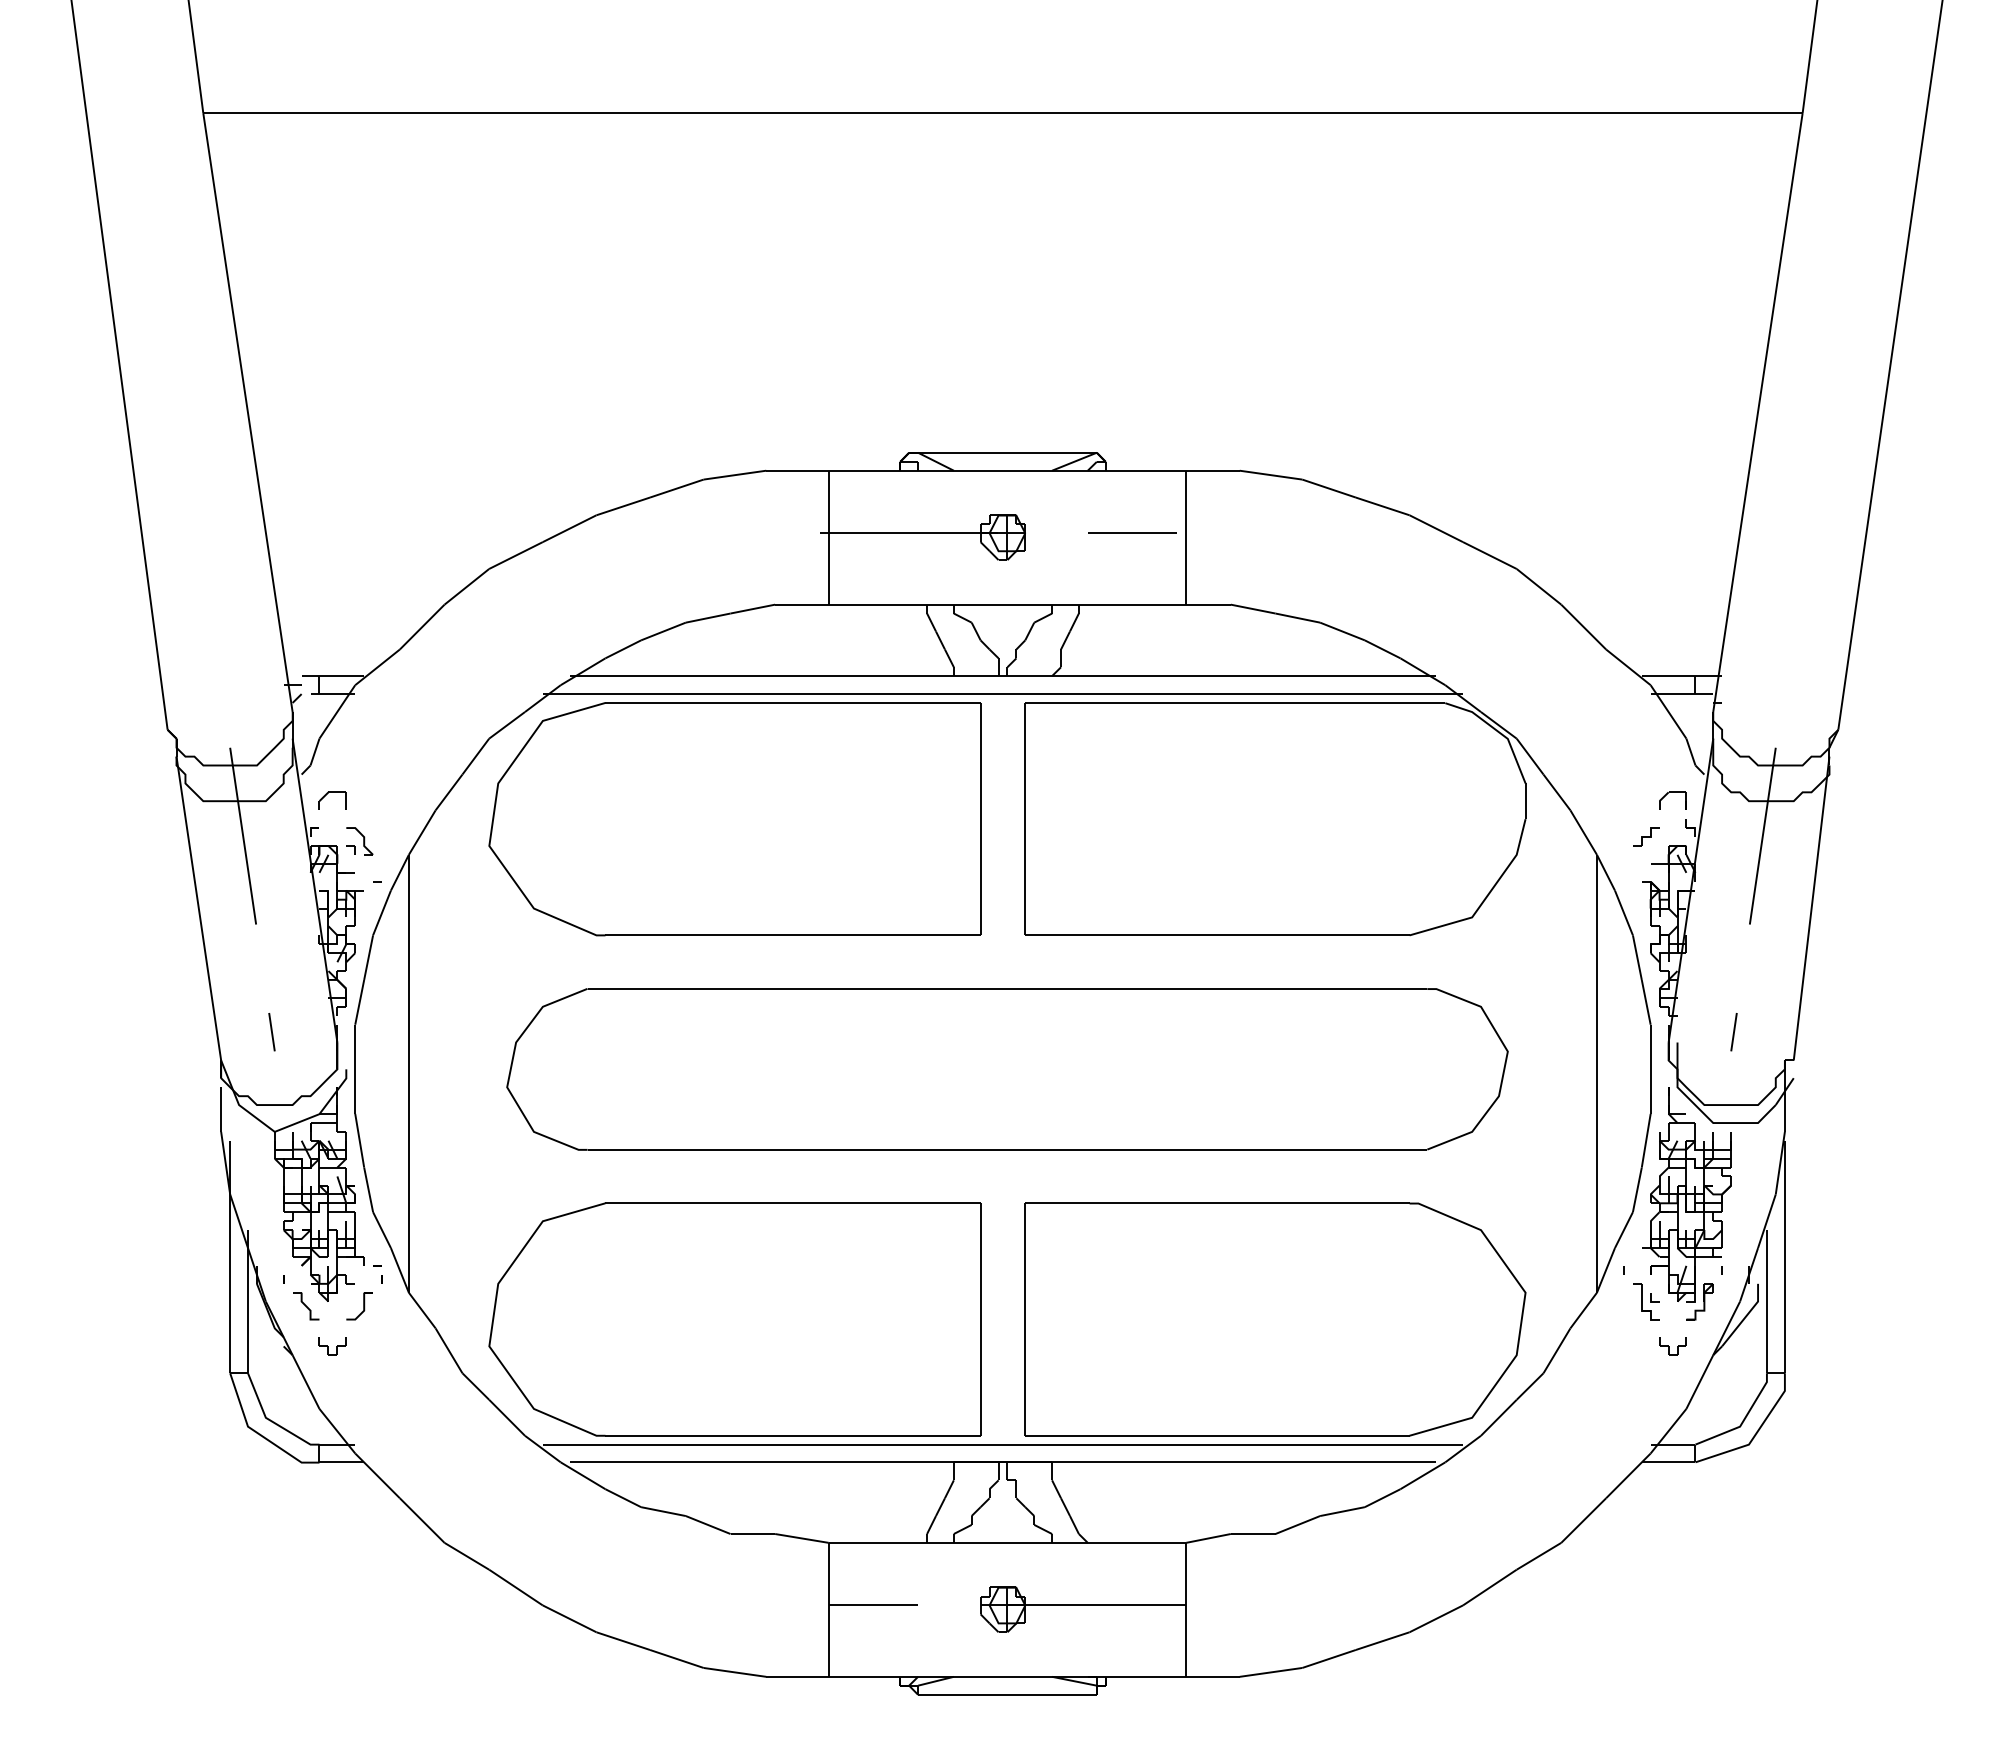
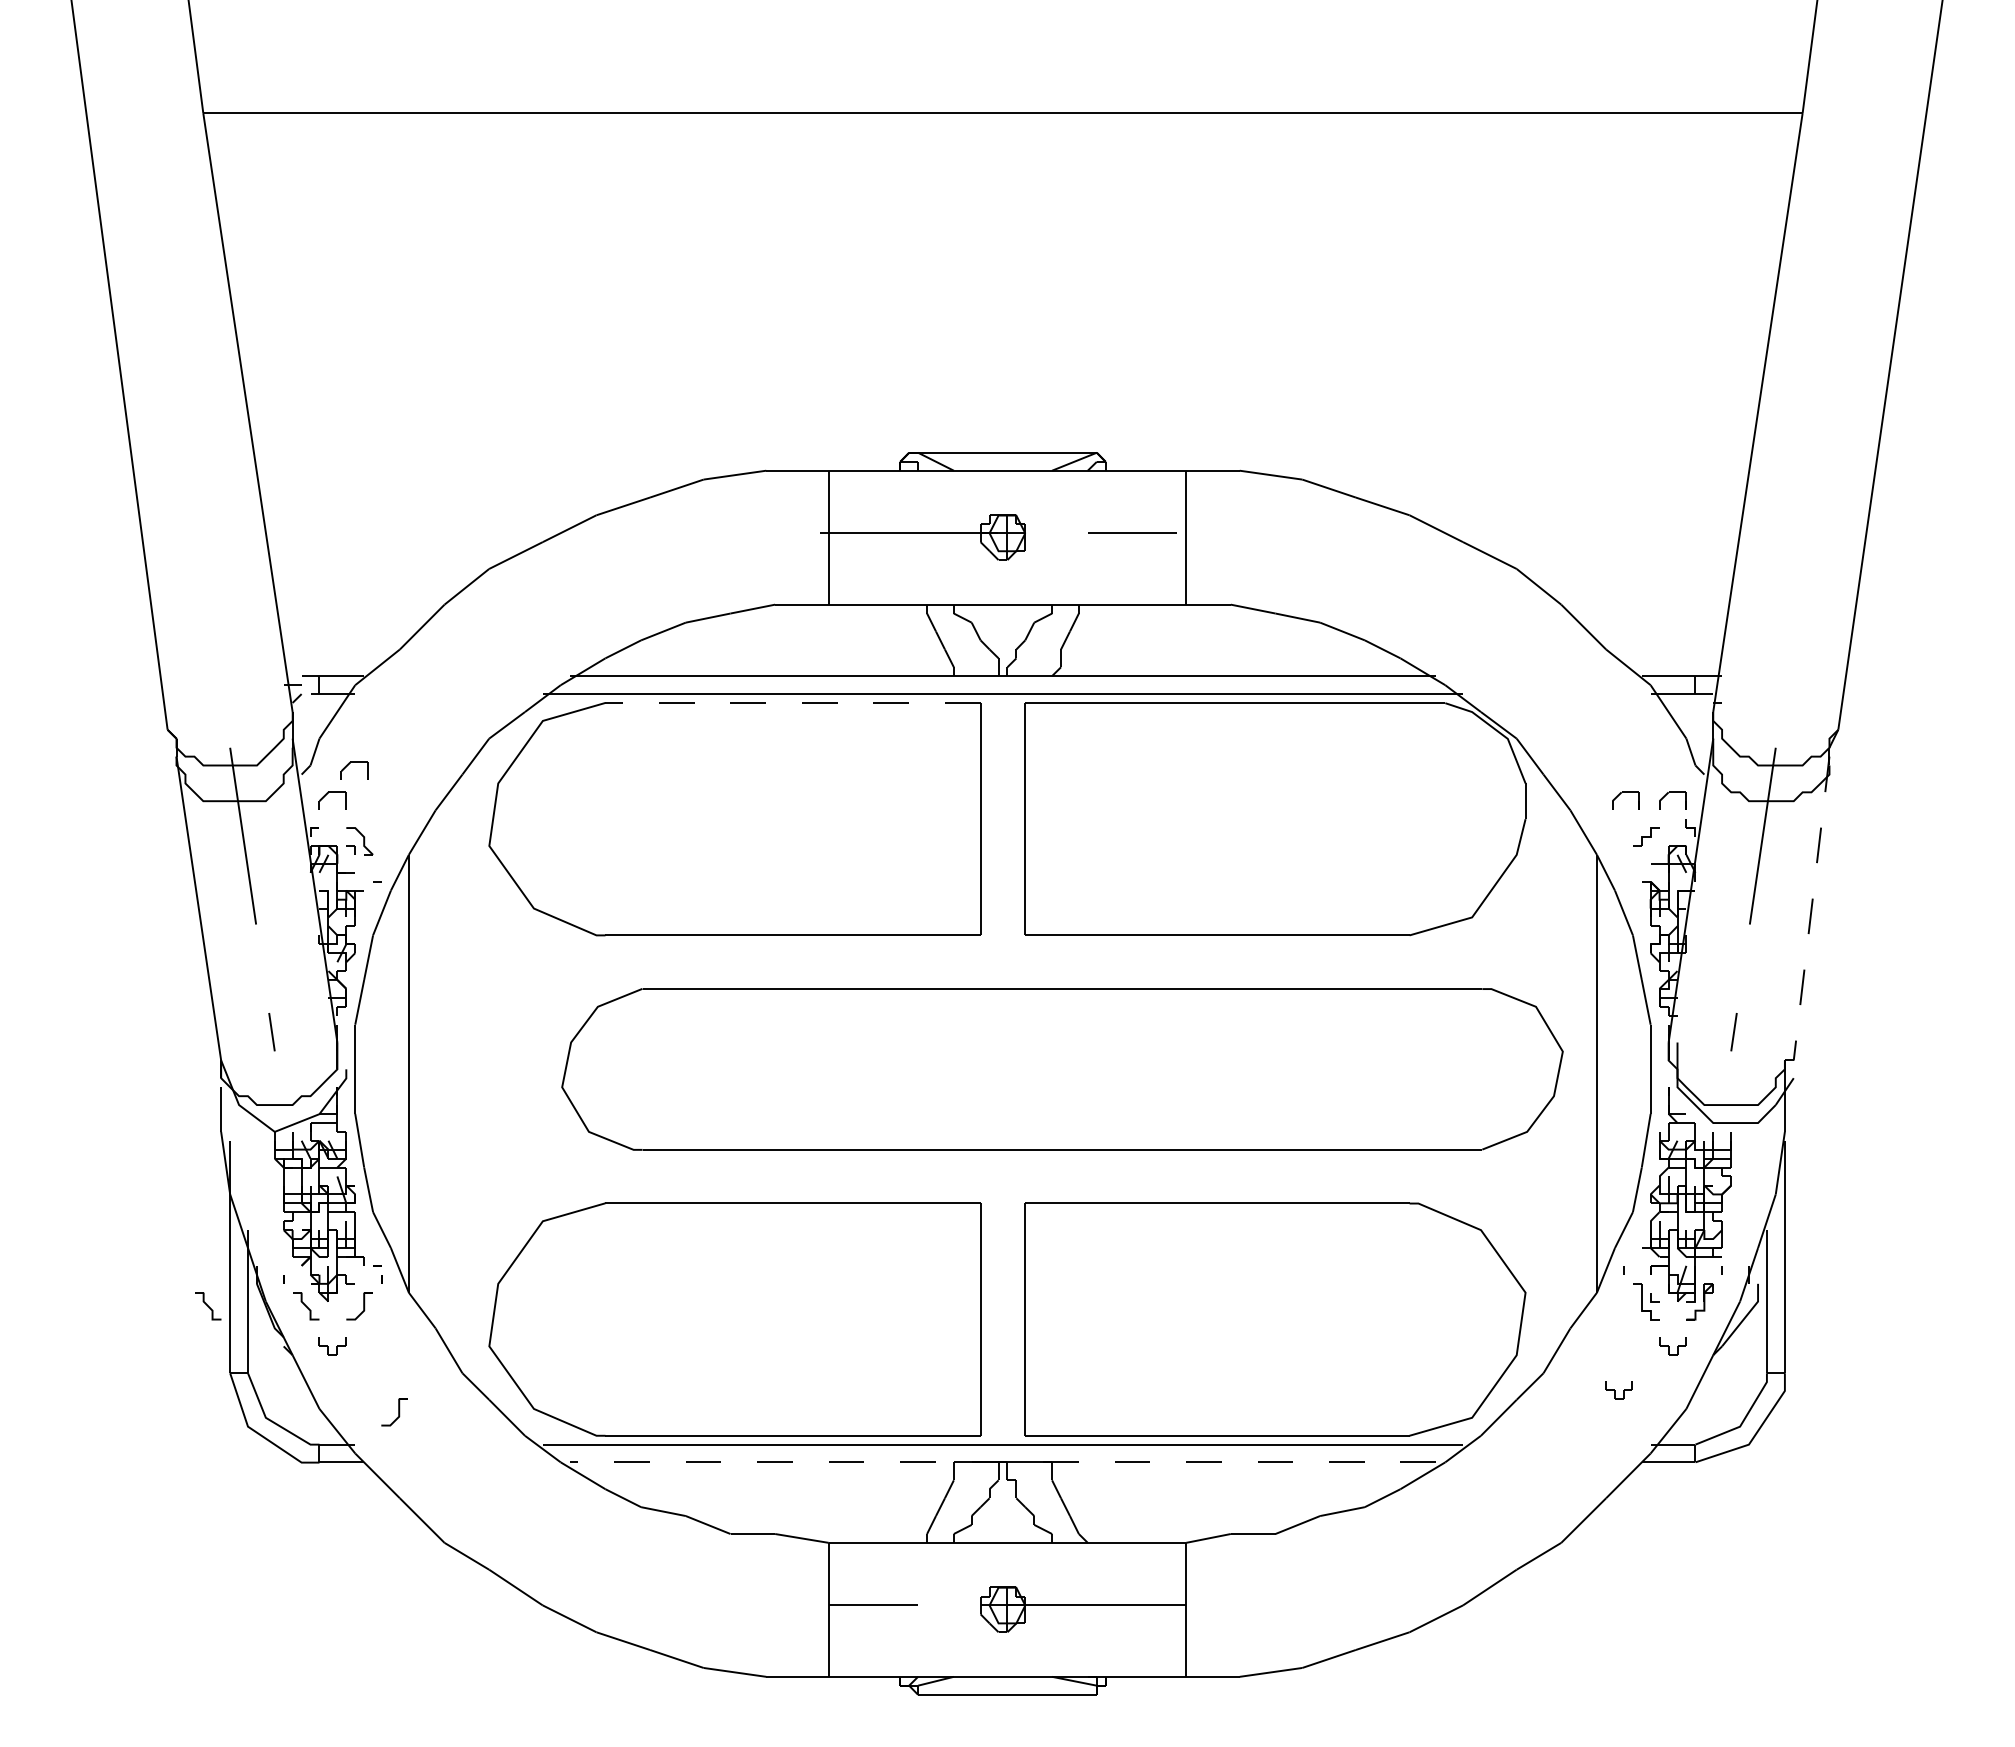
line: solid -> dashed (793, 702)
part: none -> present (349, 764)
part: none -> present (1620, 794)
line: solid -> dashed (1811, 908)
part position: (1007, 1069) -> (1062, 1069) (1062, 1069)
part: none -> present (208, 1306)
part: none -> present (1618, 1390)
part: none -> present (394, 1412)
line: solid -> dashed (1002, 1462)
